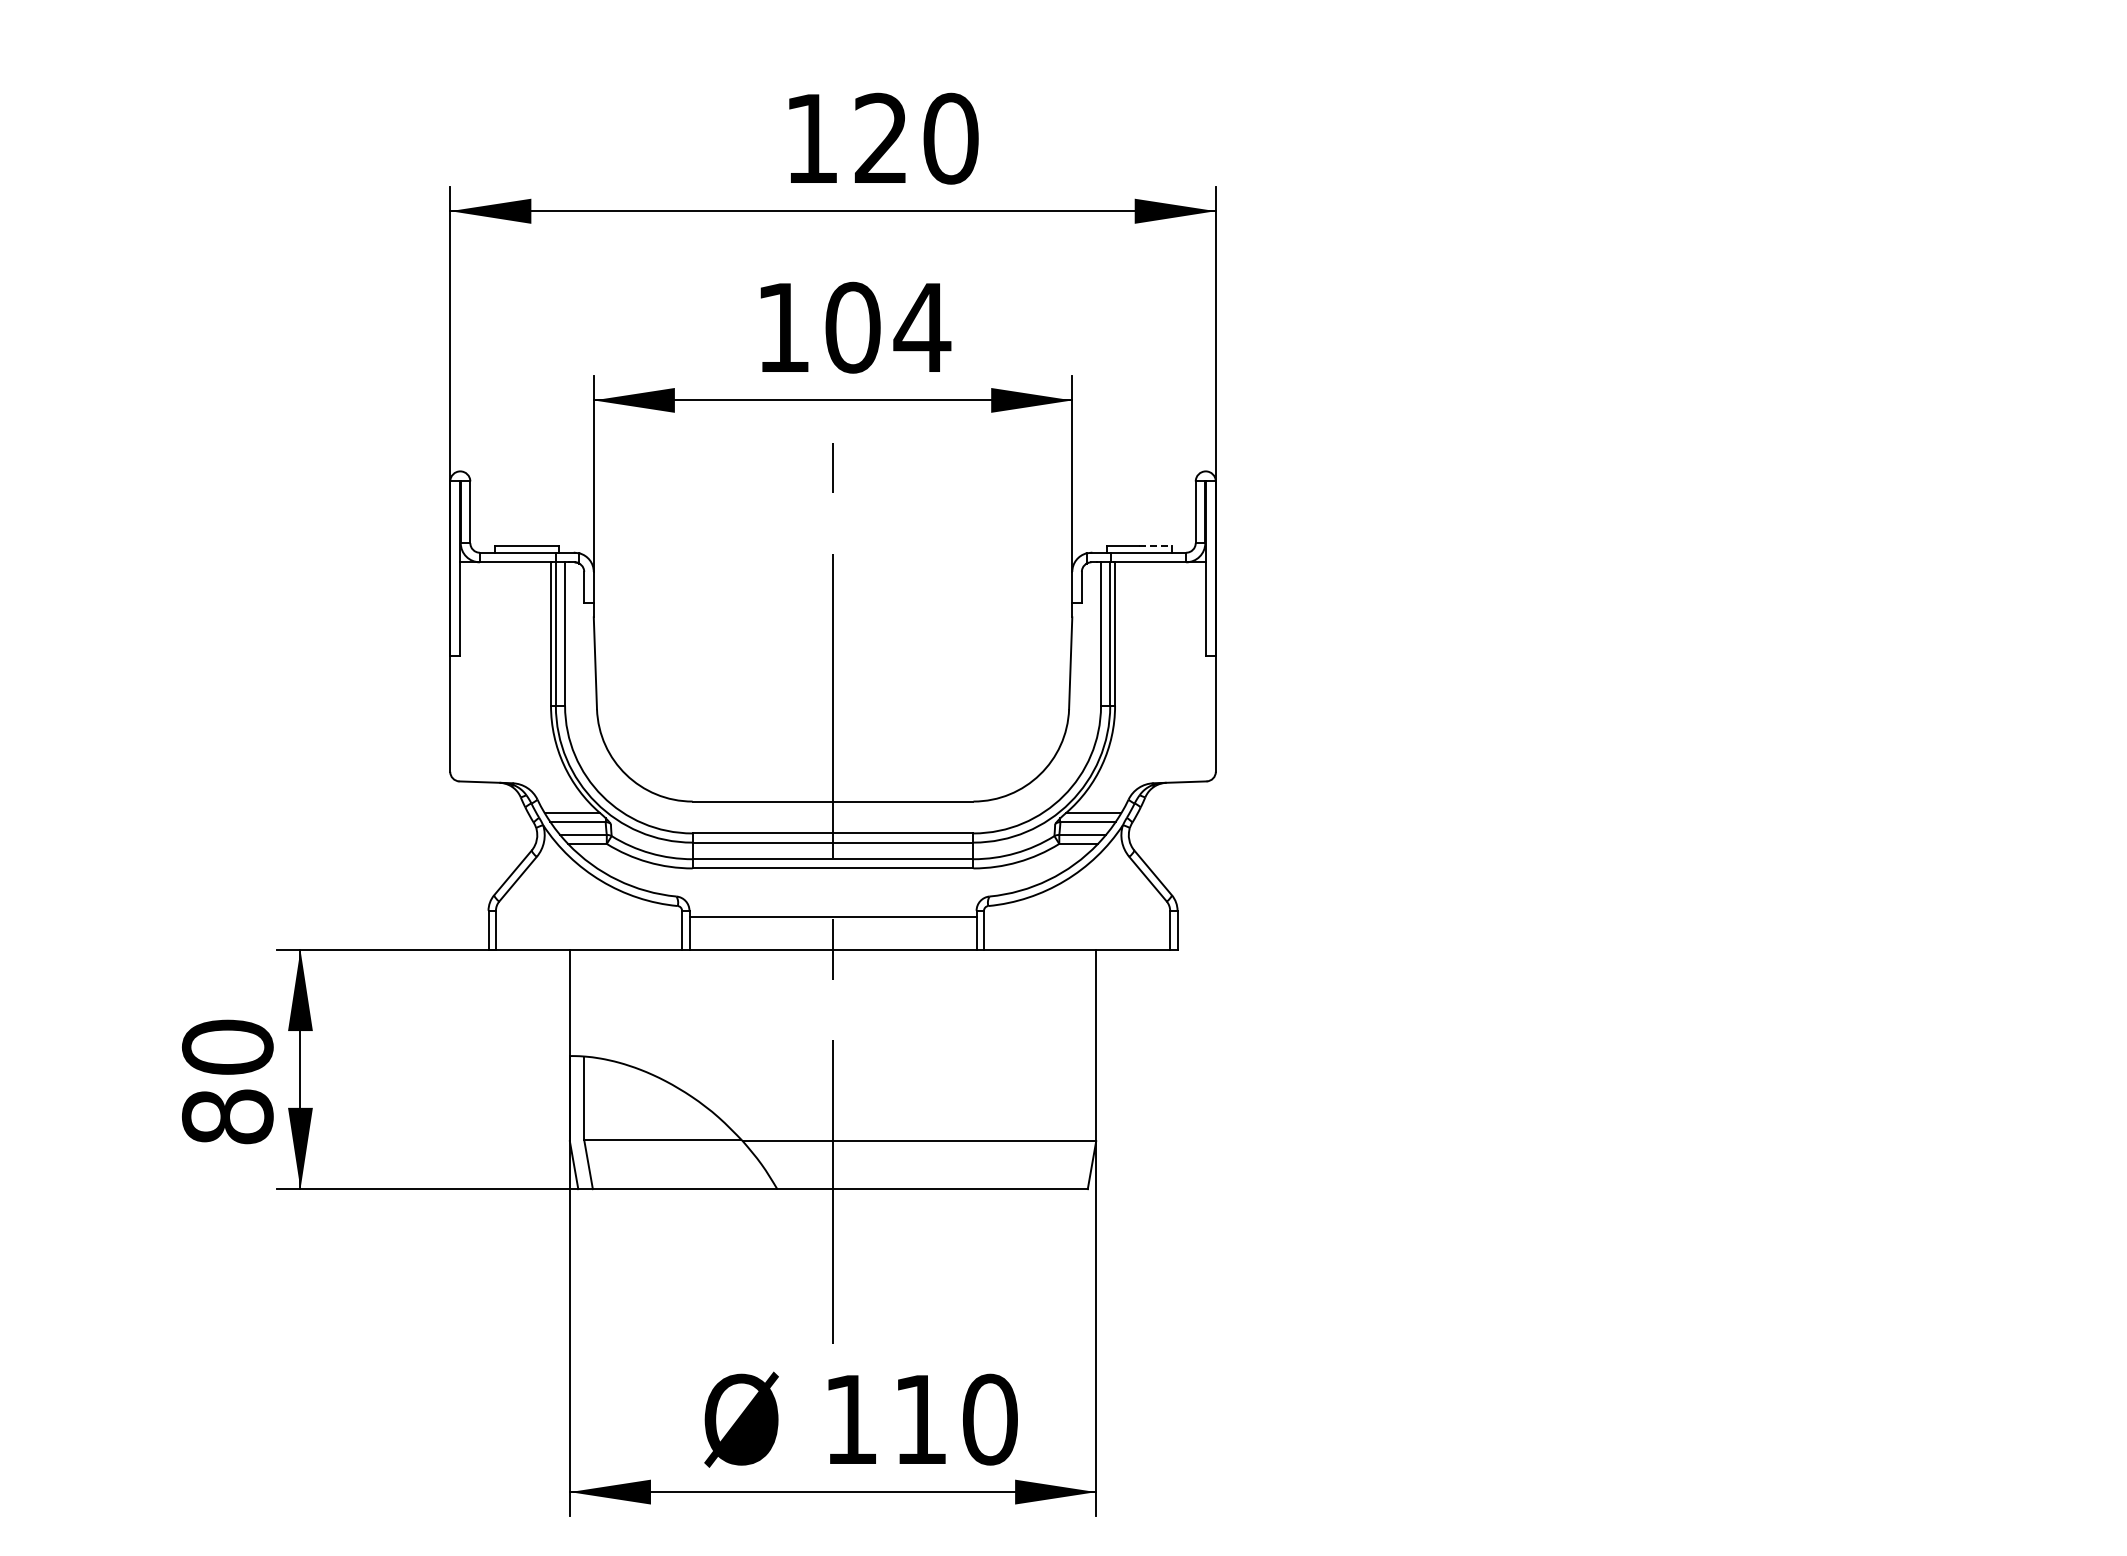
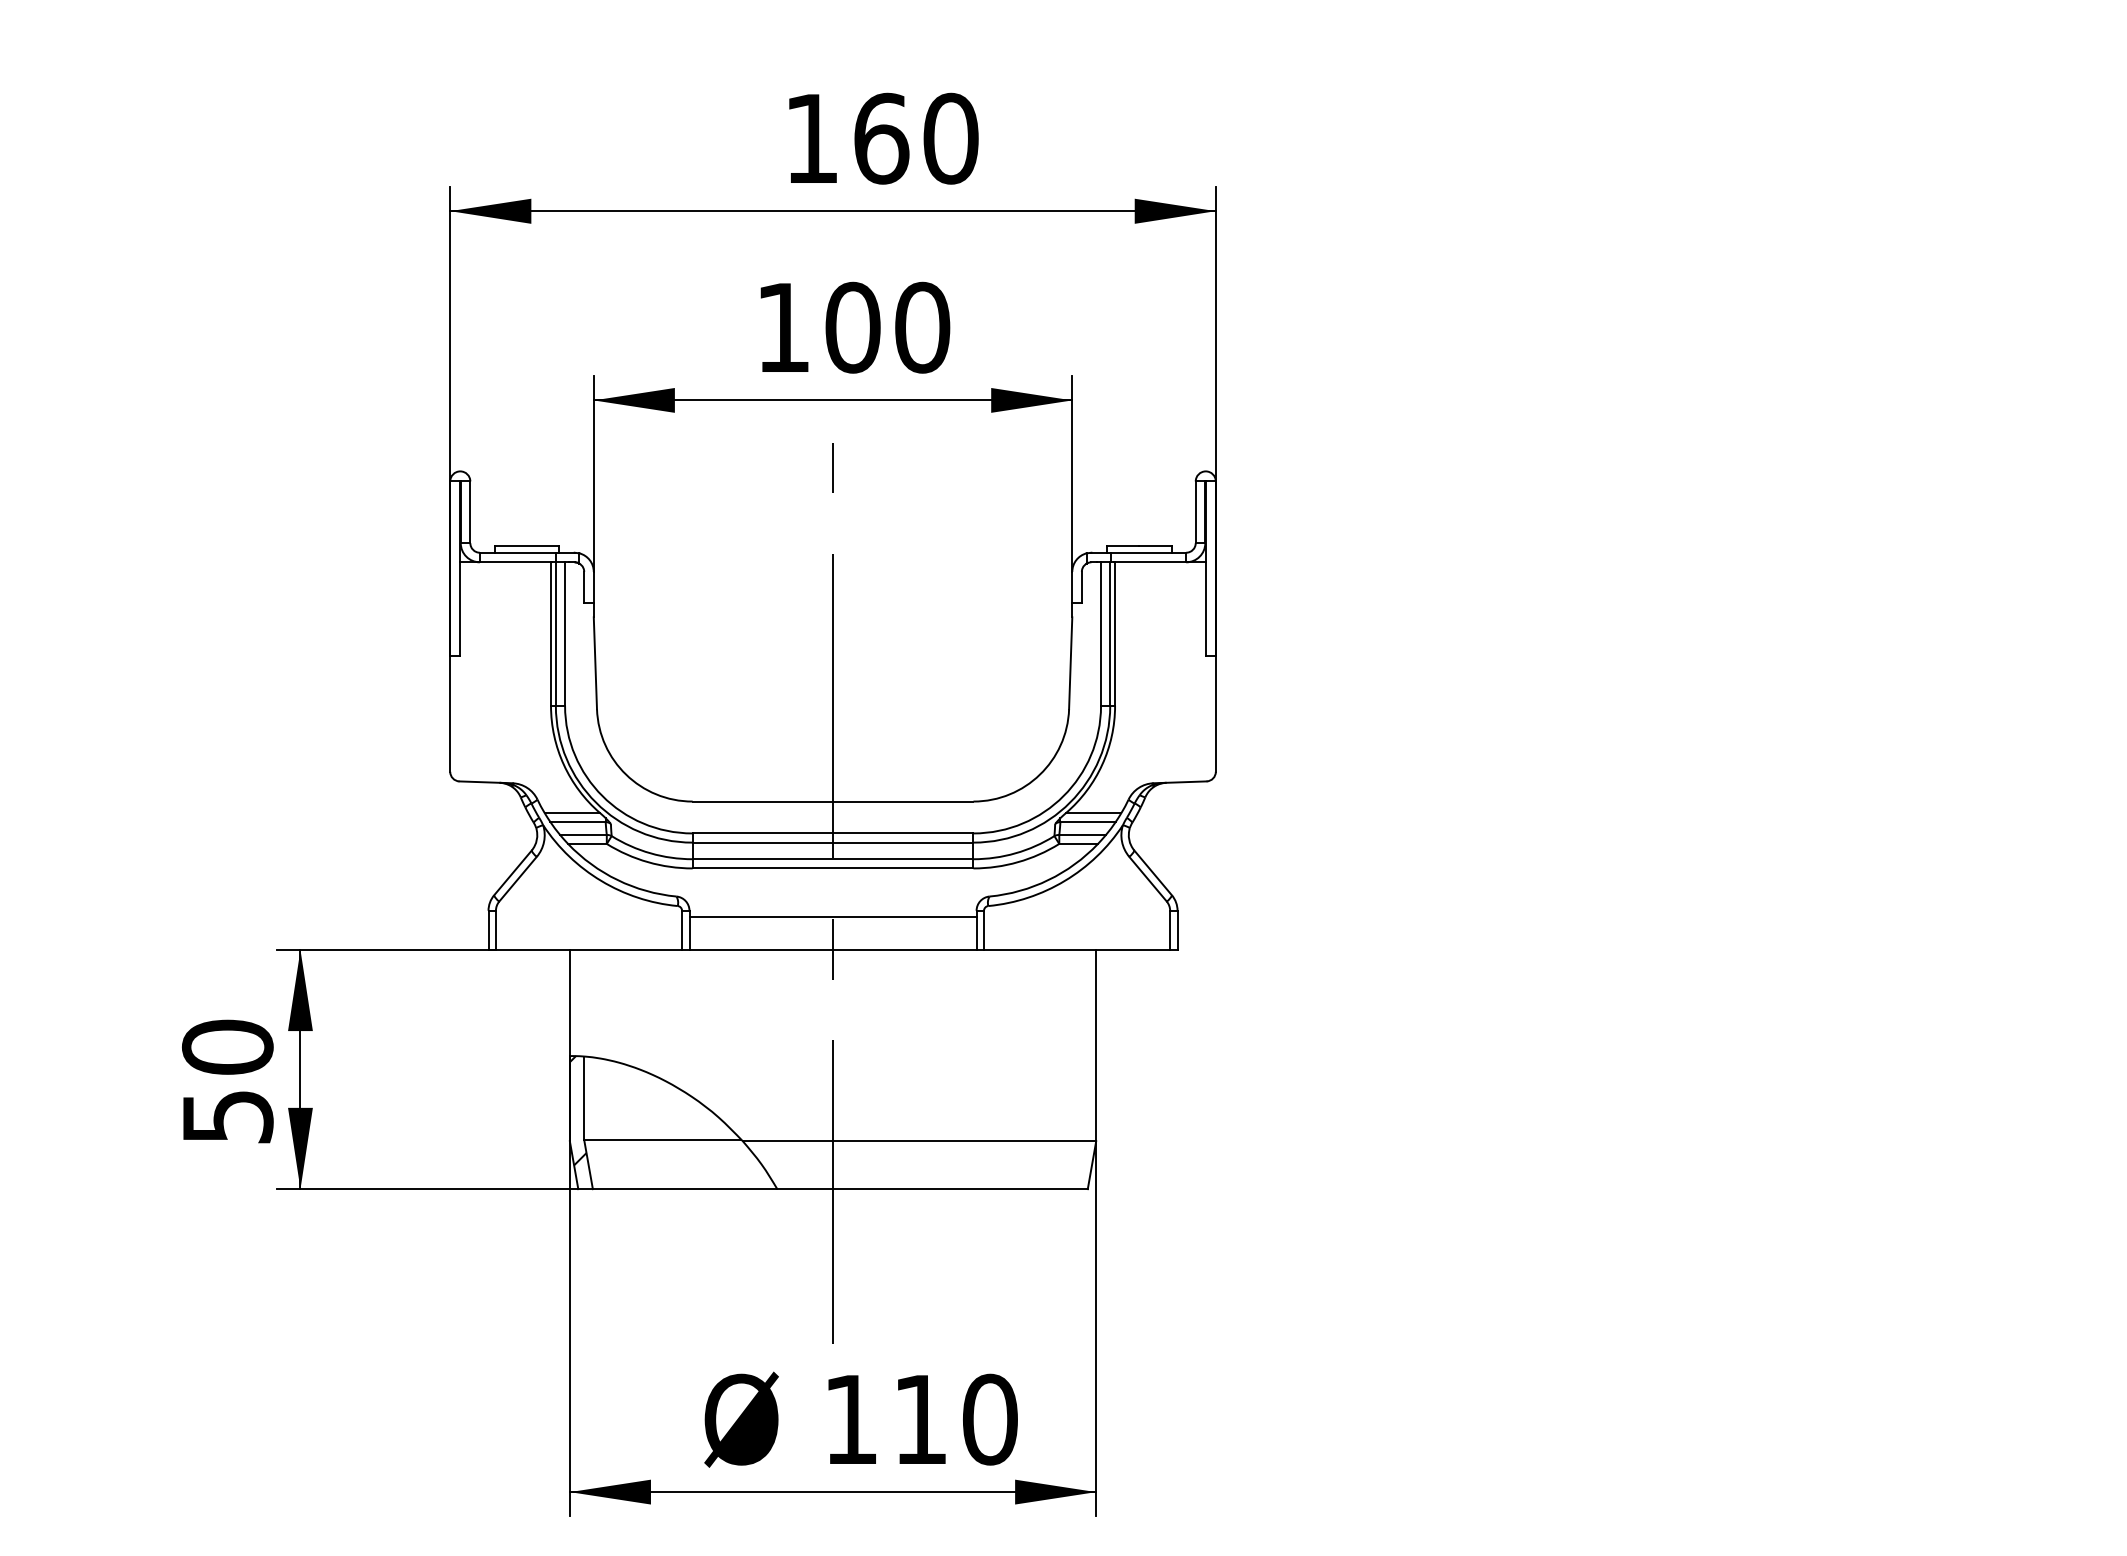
text: 120 -> 160 (881, 138)
text: 104 -> 100 (922, 327)
line: dashed -> solid (1155, 545)
hatch: none -> present (577, 1110)
text: 80 -> 50 (227, 1116)
